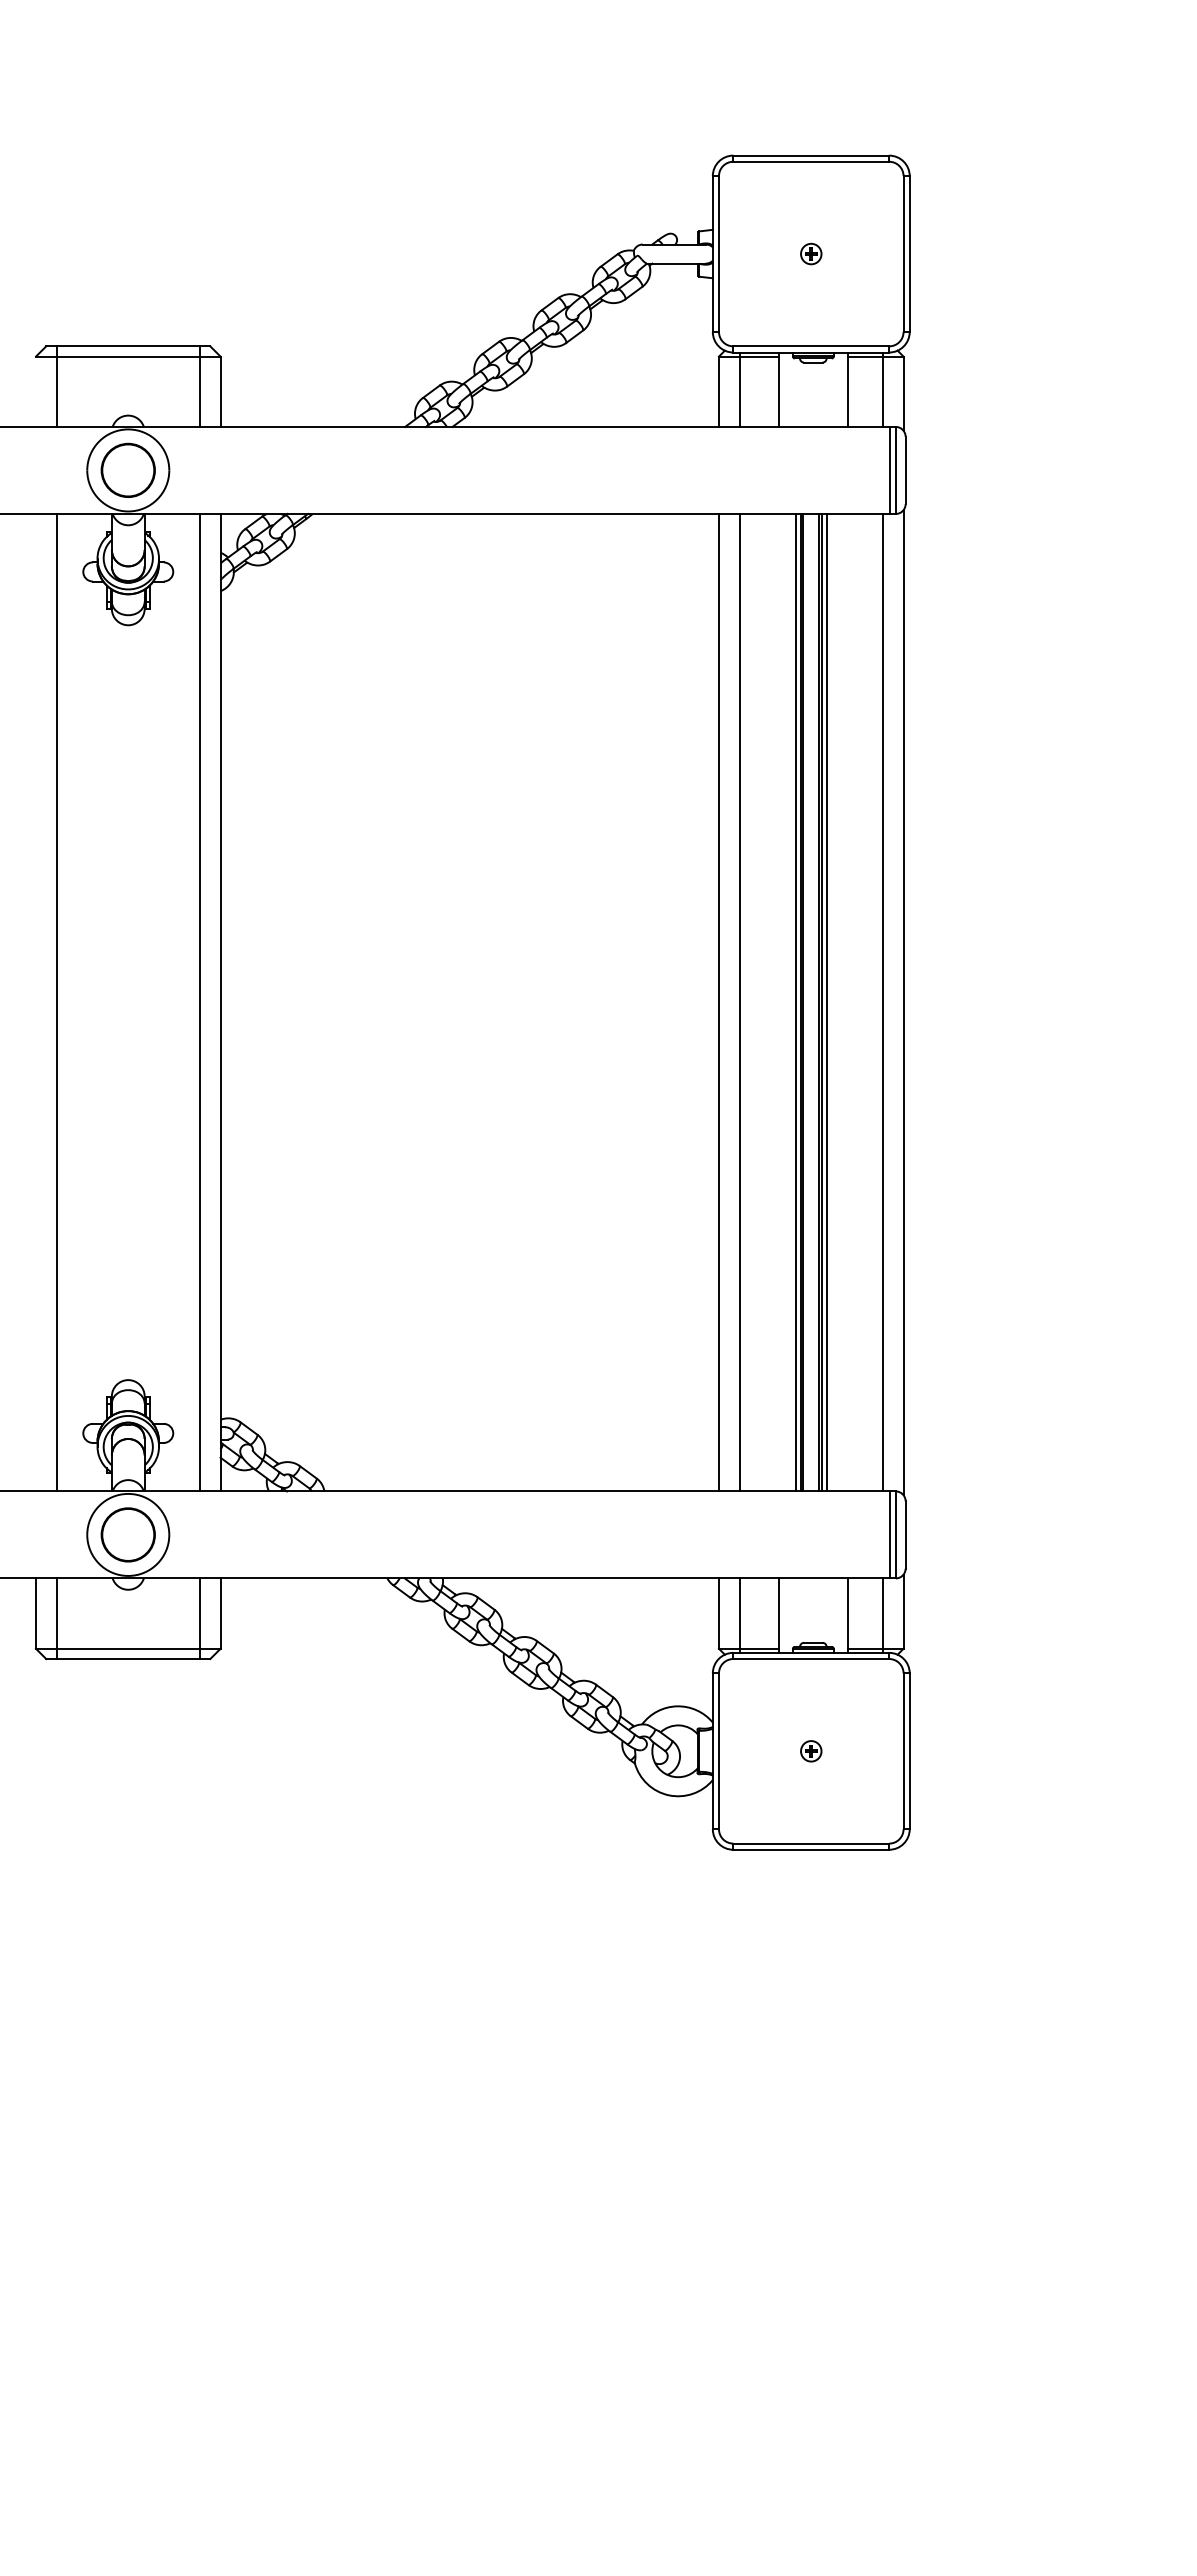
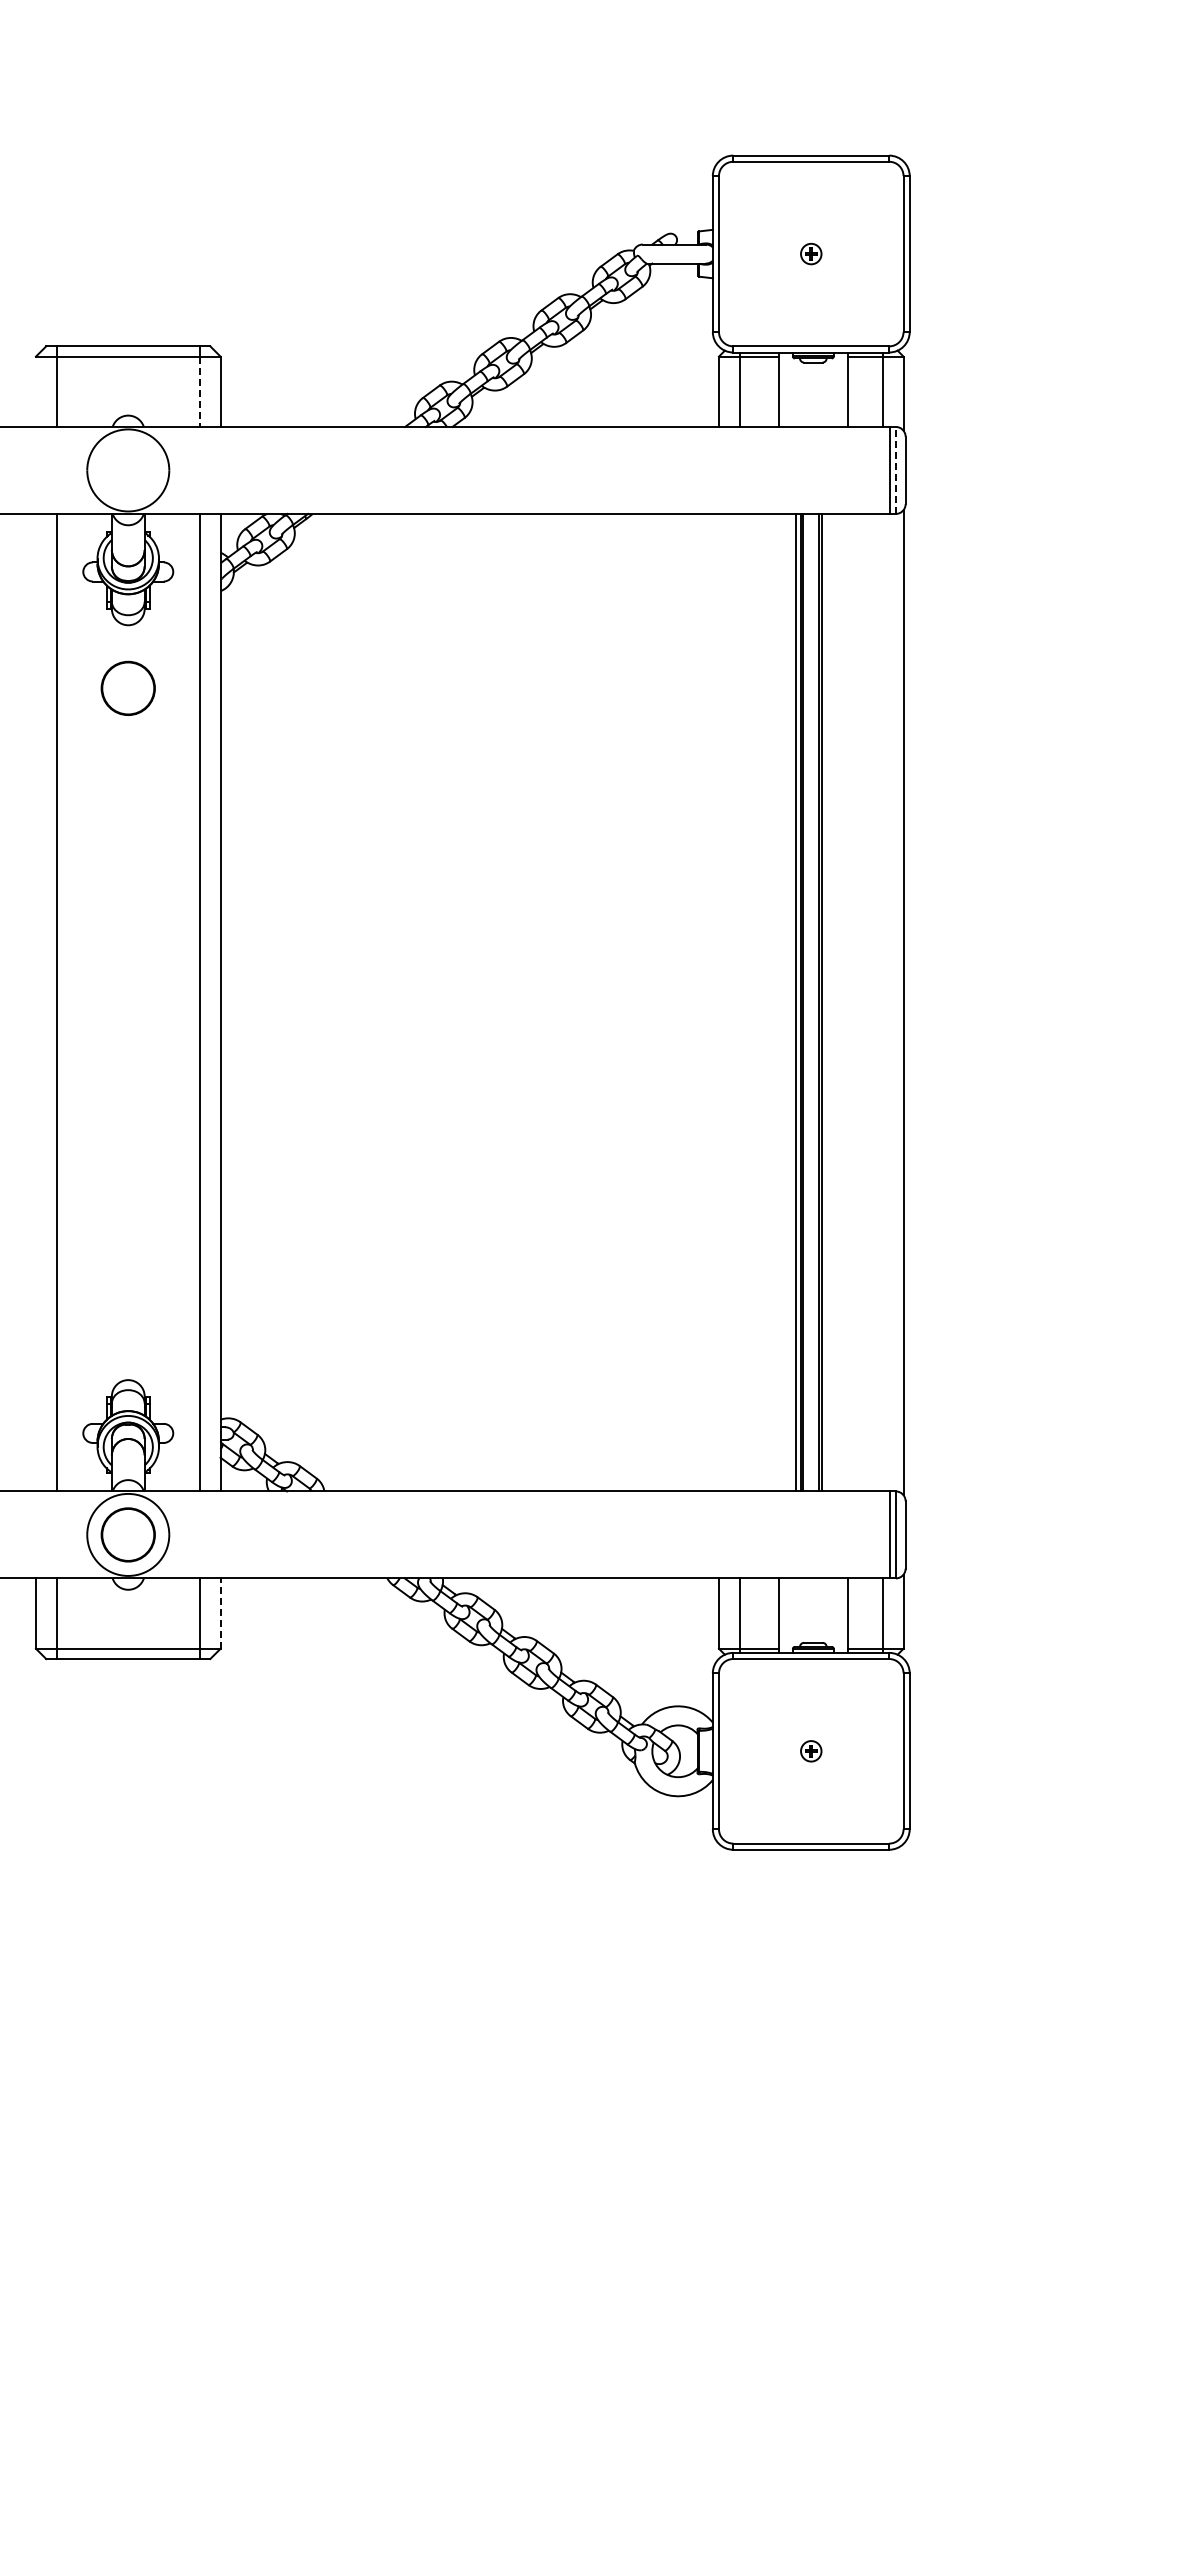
line: solid -> dashed (200, 392)
circle position: (127, 469) -> (127, 687) (127, 687)
line: solid -> dashed (895, 469)
line: present -> none (718, 1002)
line: present -> none (739, 1002)
line: present -> none (826, 1002)
line: present -> none (883, 1002)
line: solid -> dashed (220, 1613)
